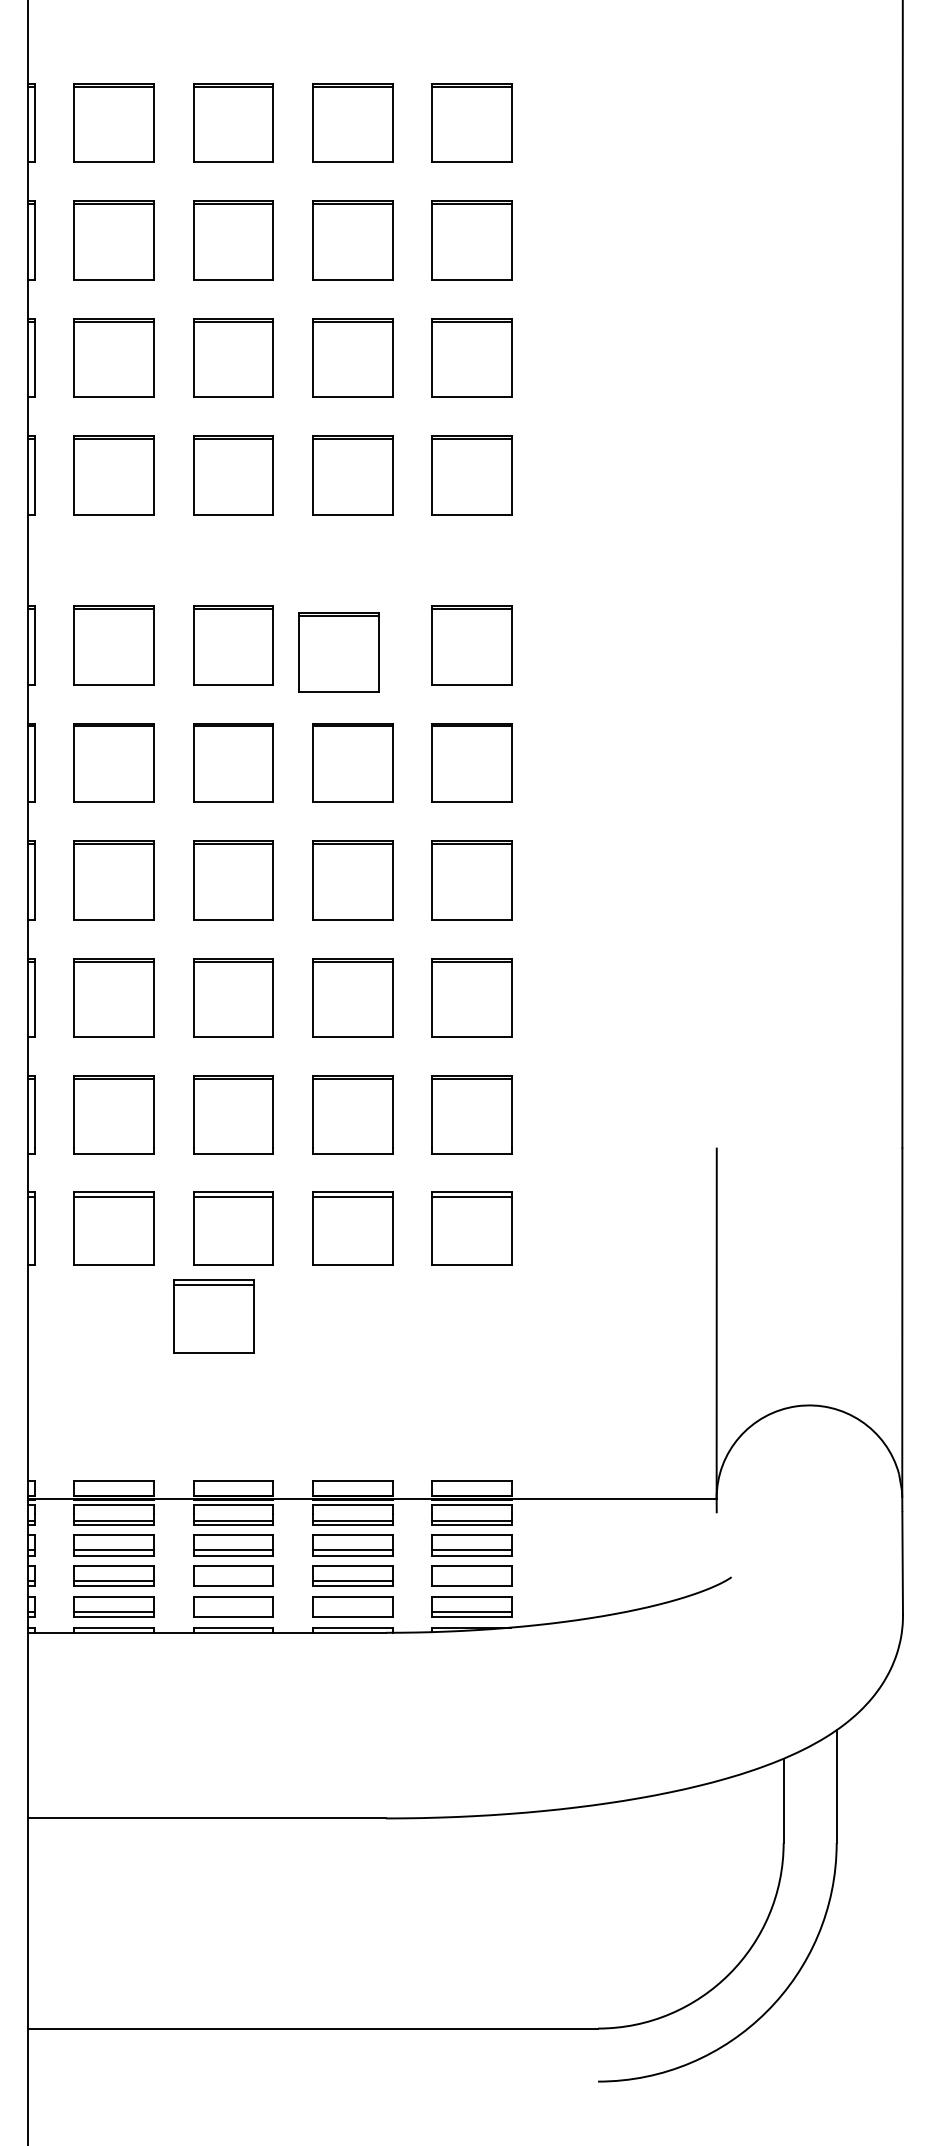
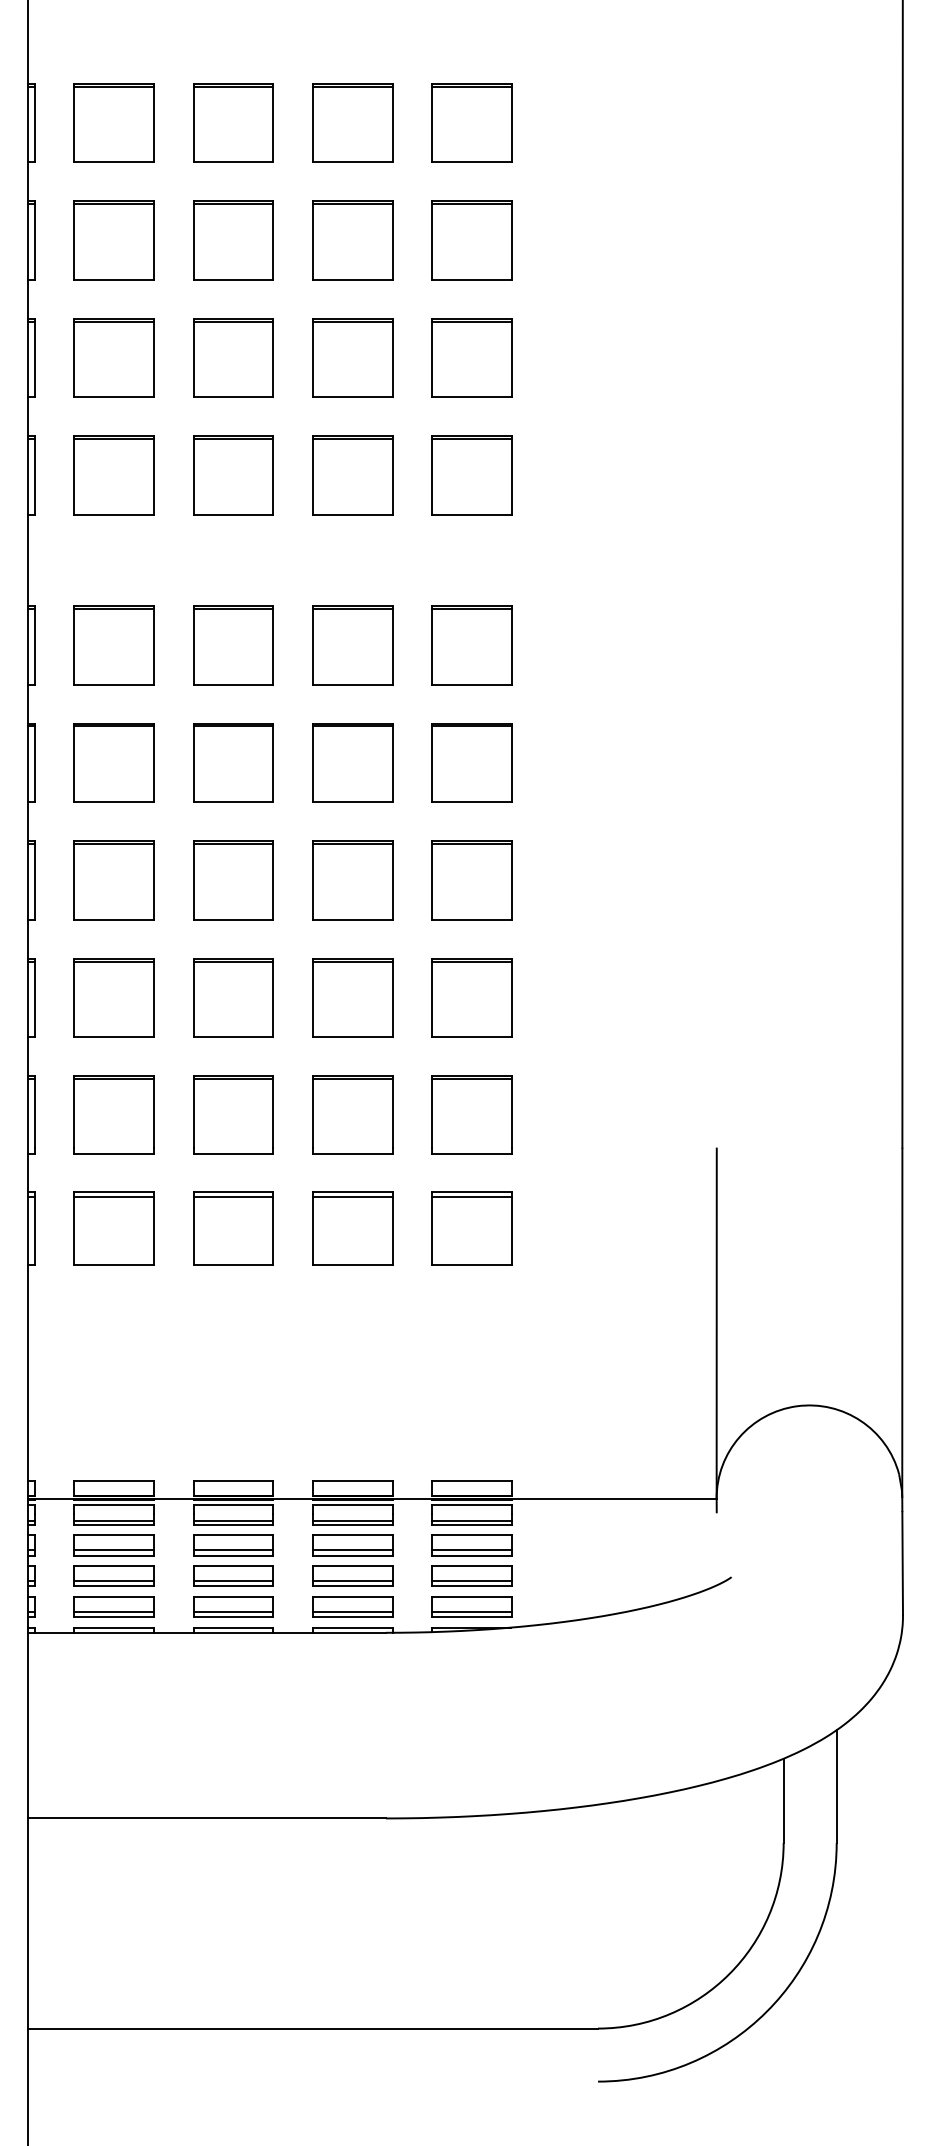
part position: (338, 652) -> (352, 645) (352, 645)
part: present -> none (213, 1316)
line: none -> present (233, 1581)
line: none -> present (471, 1581)
line: none -> present (233, 1612)
line: none -> present (352, 1612)
